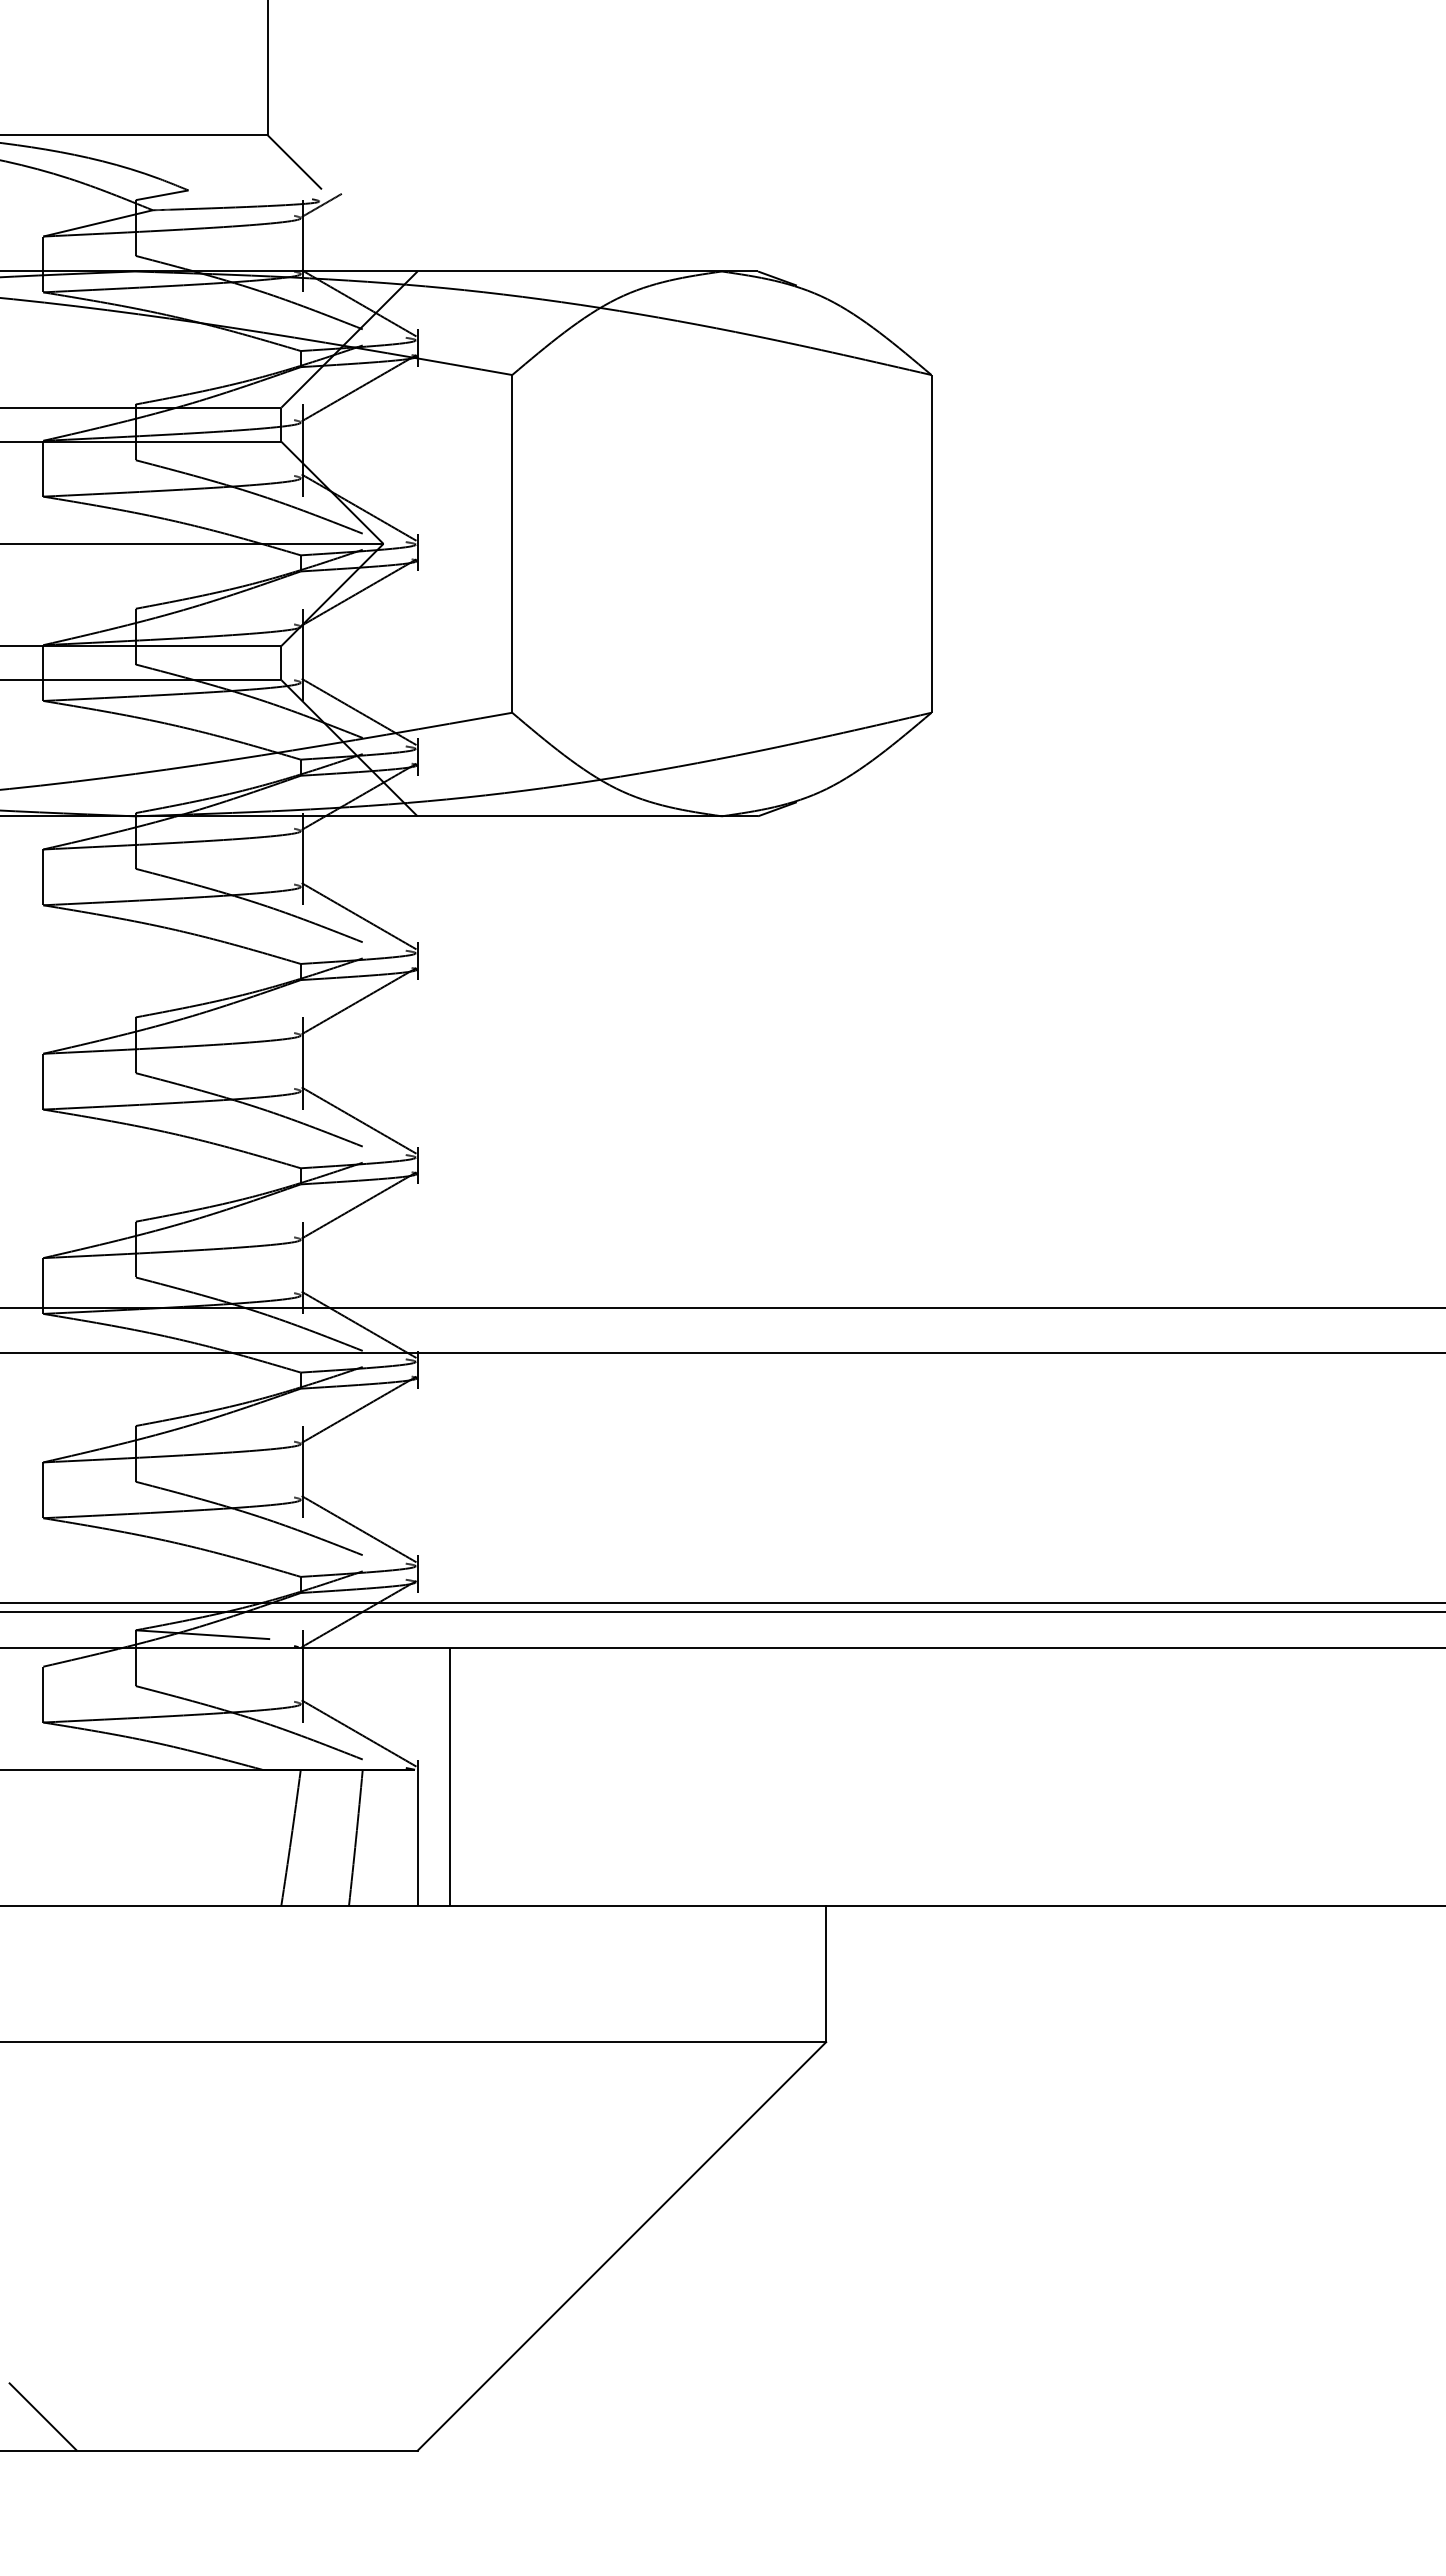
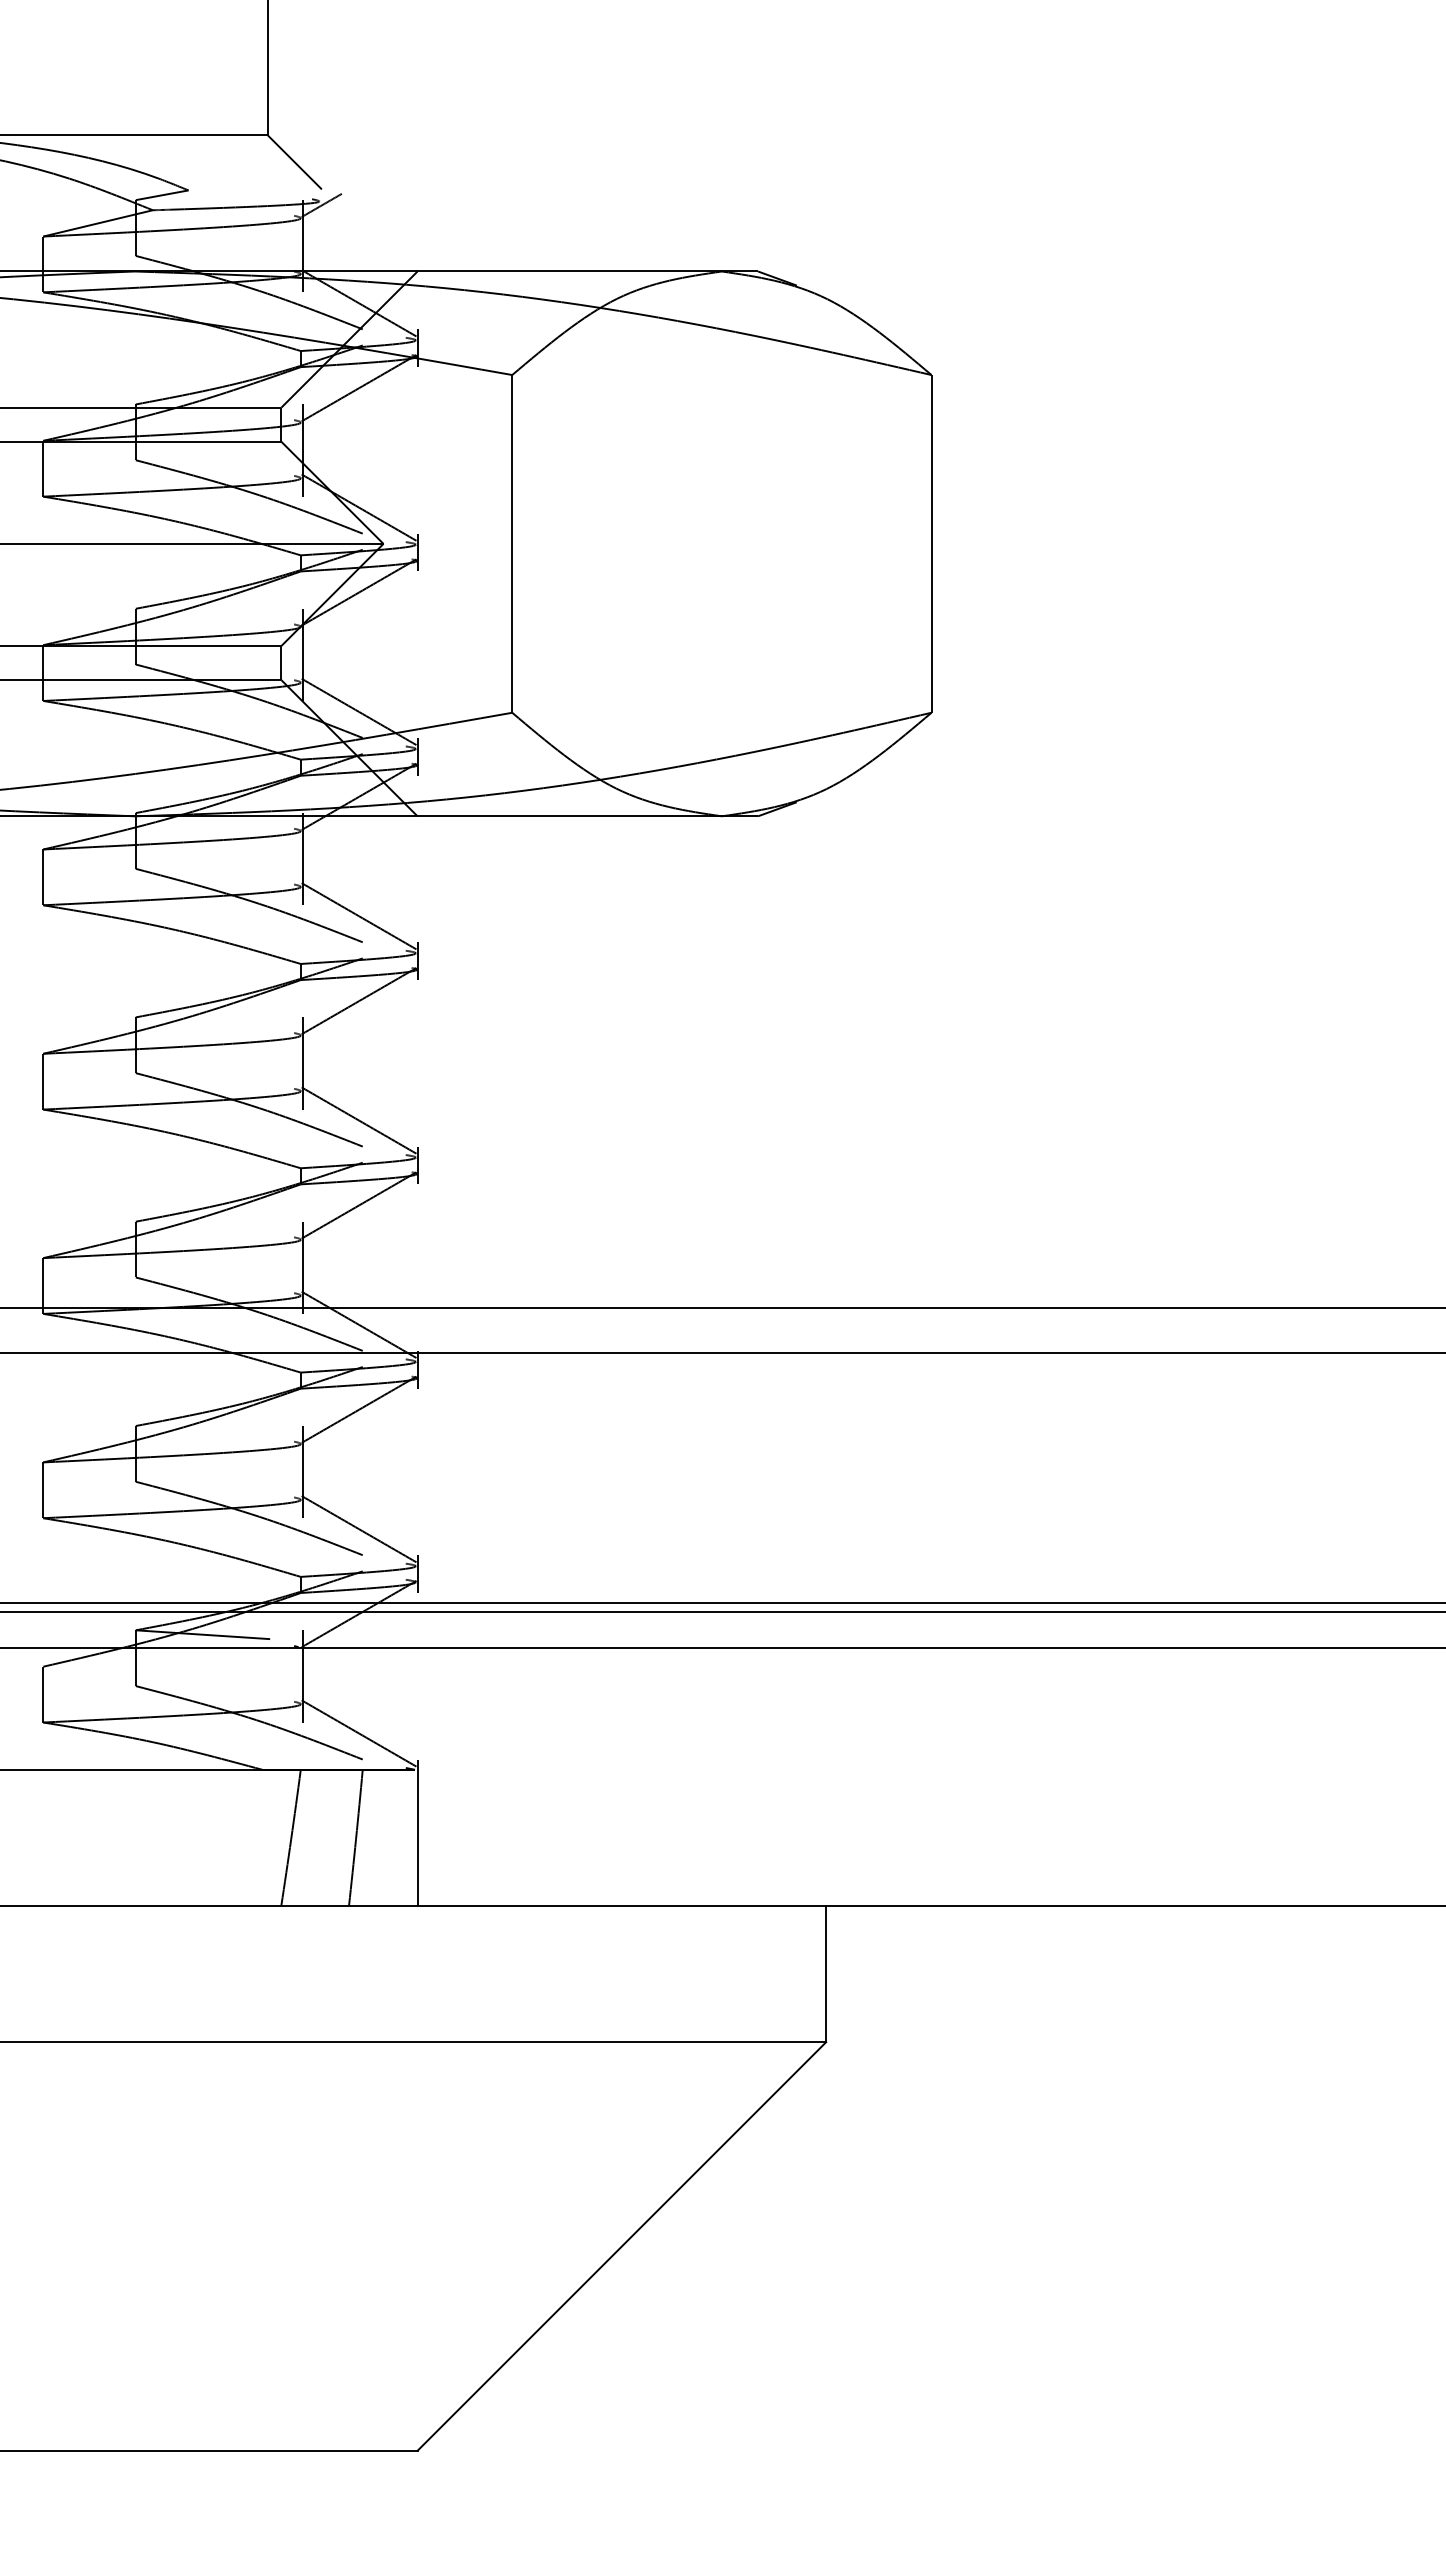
line: present -> none (450, 1776)
line: present -> none (42, 2416)
